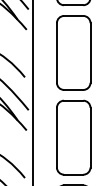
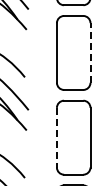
line: solid -> dashed (90, 52)
line: present -> none (32, 92)
line: solid -> dashed (56, 137)
